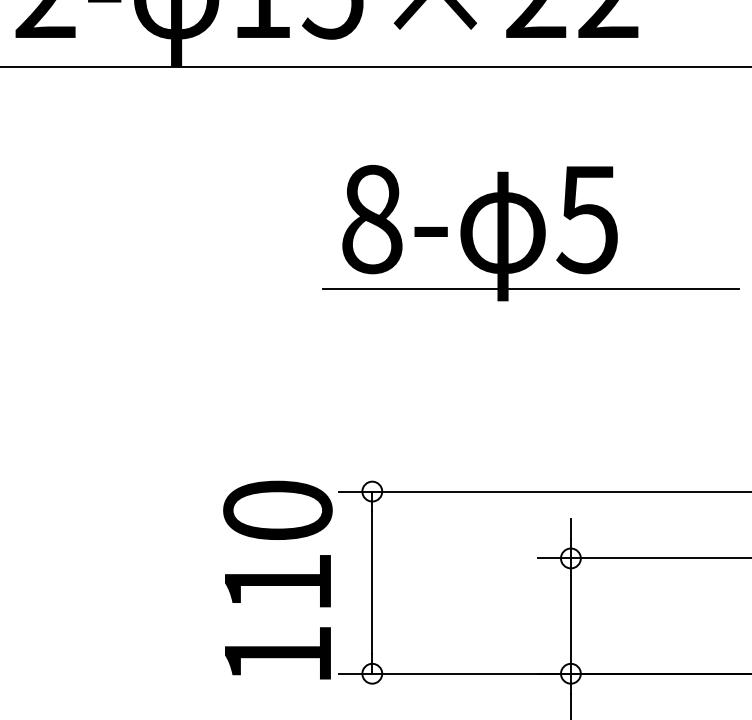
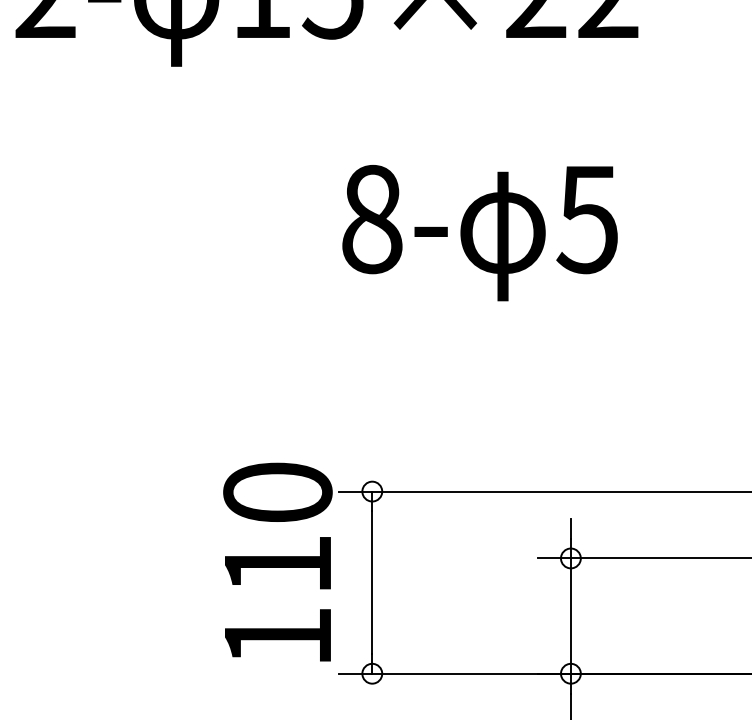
line: present -> none (375, 66)
line: present -> none (530, 289)
text position: (277, 579) -> (277, 561) (277, 561)
